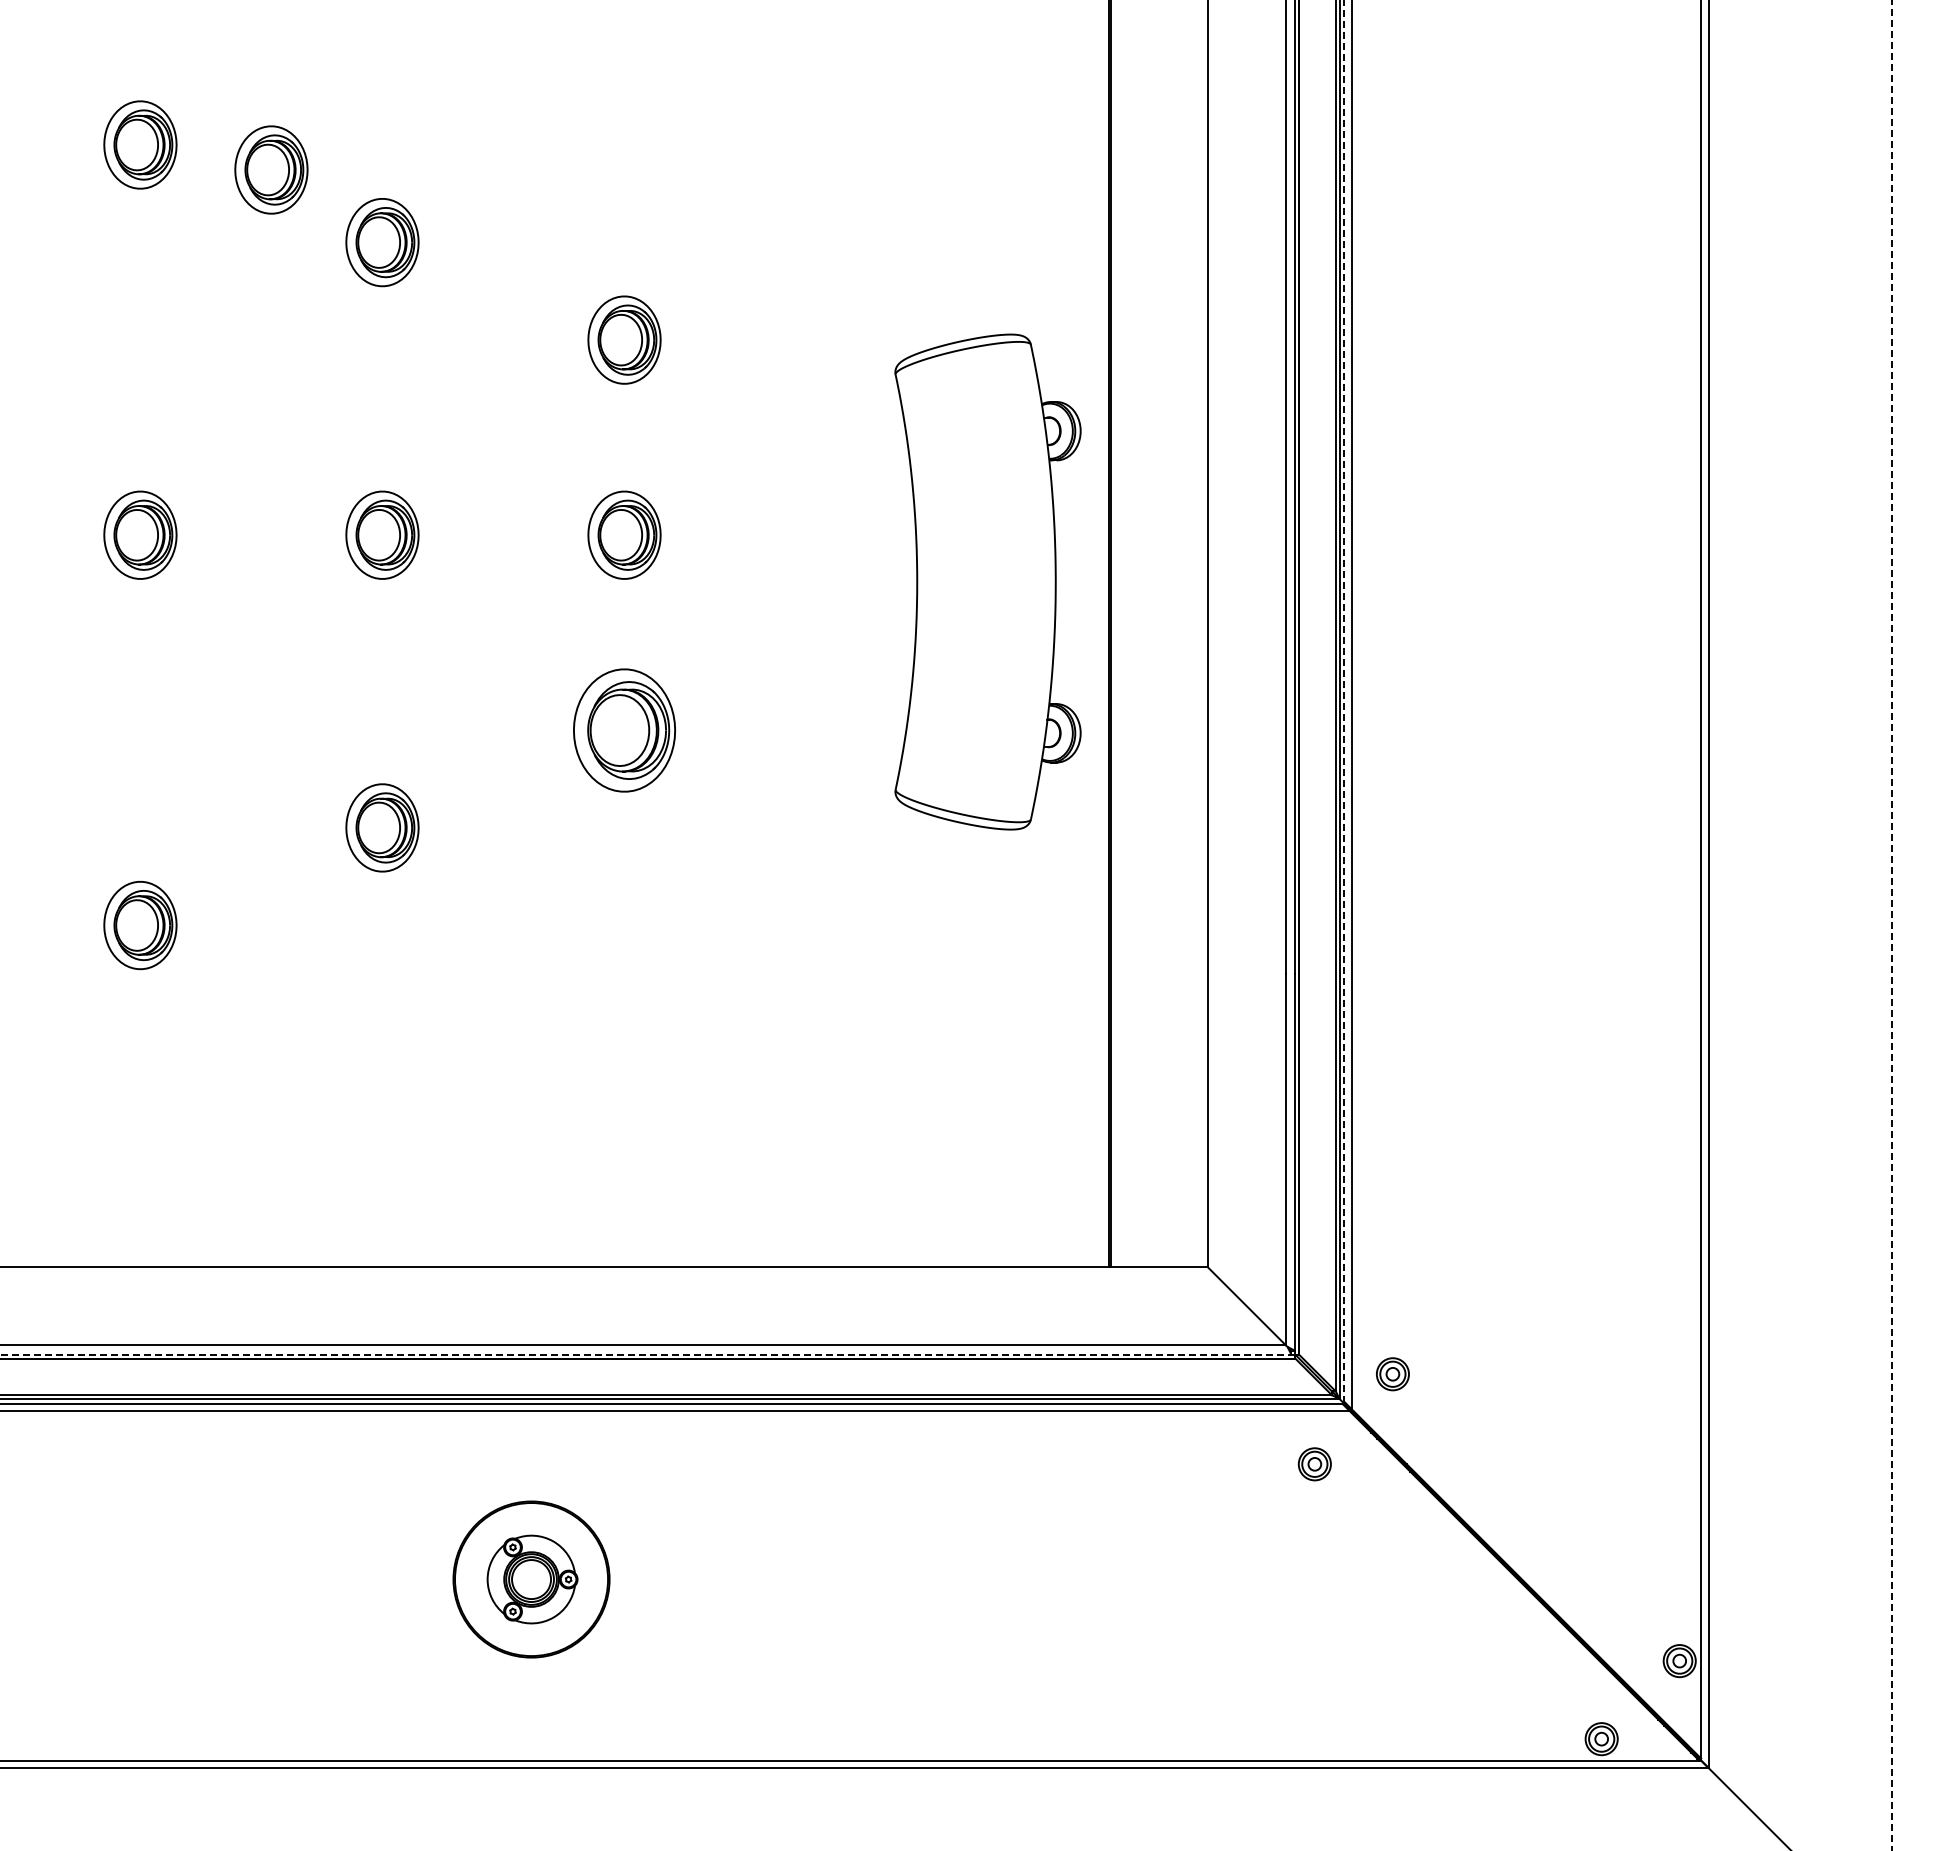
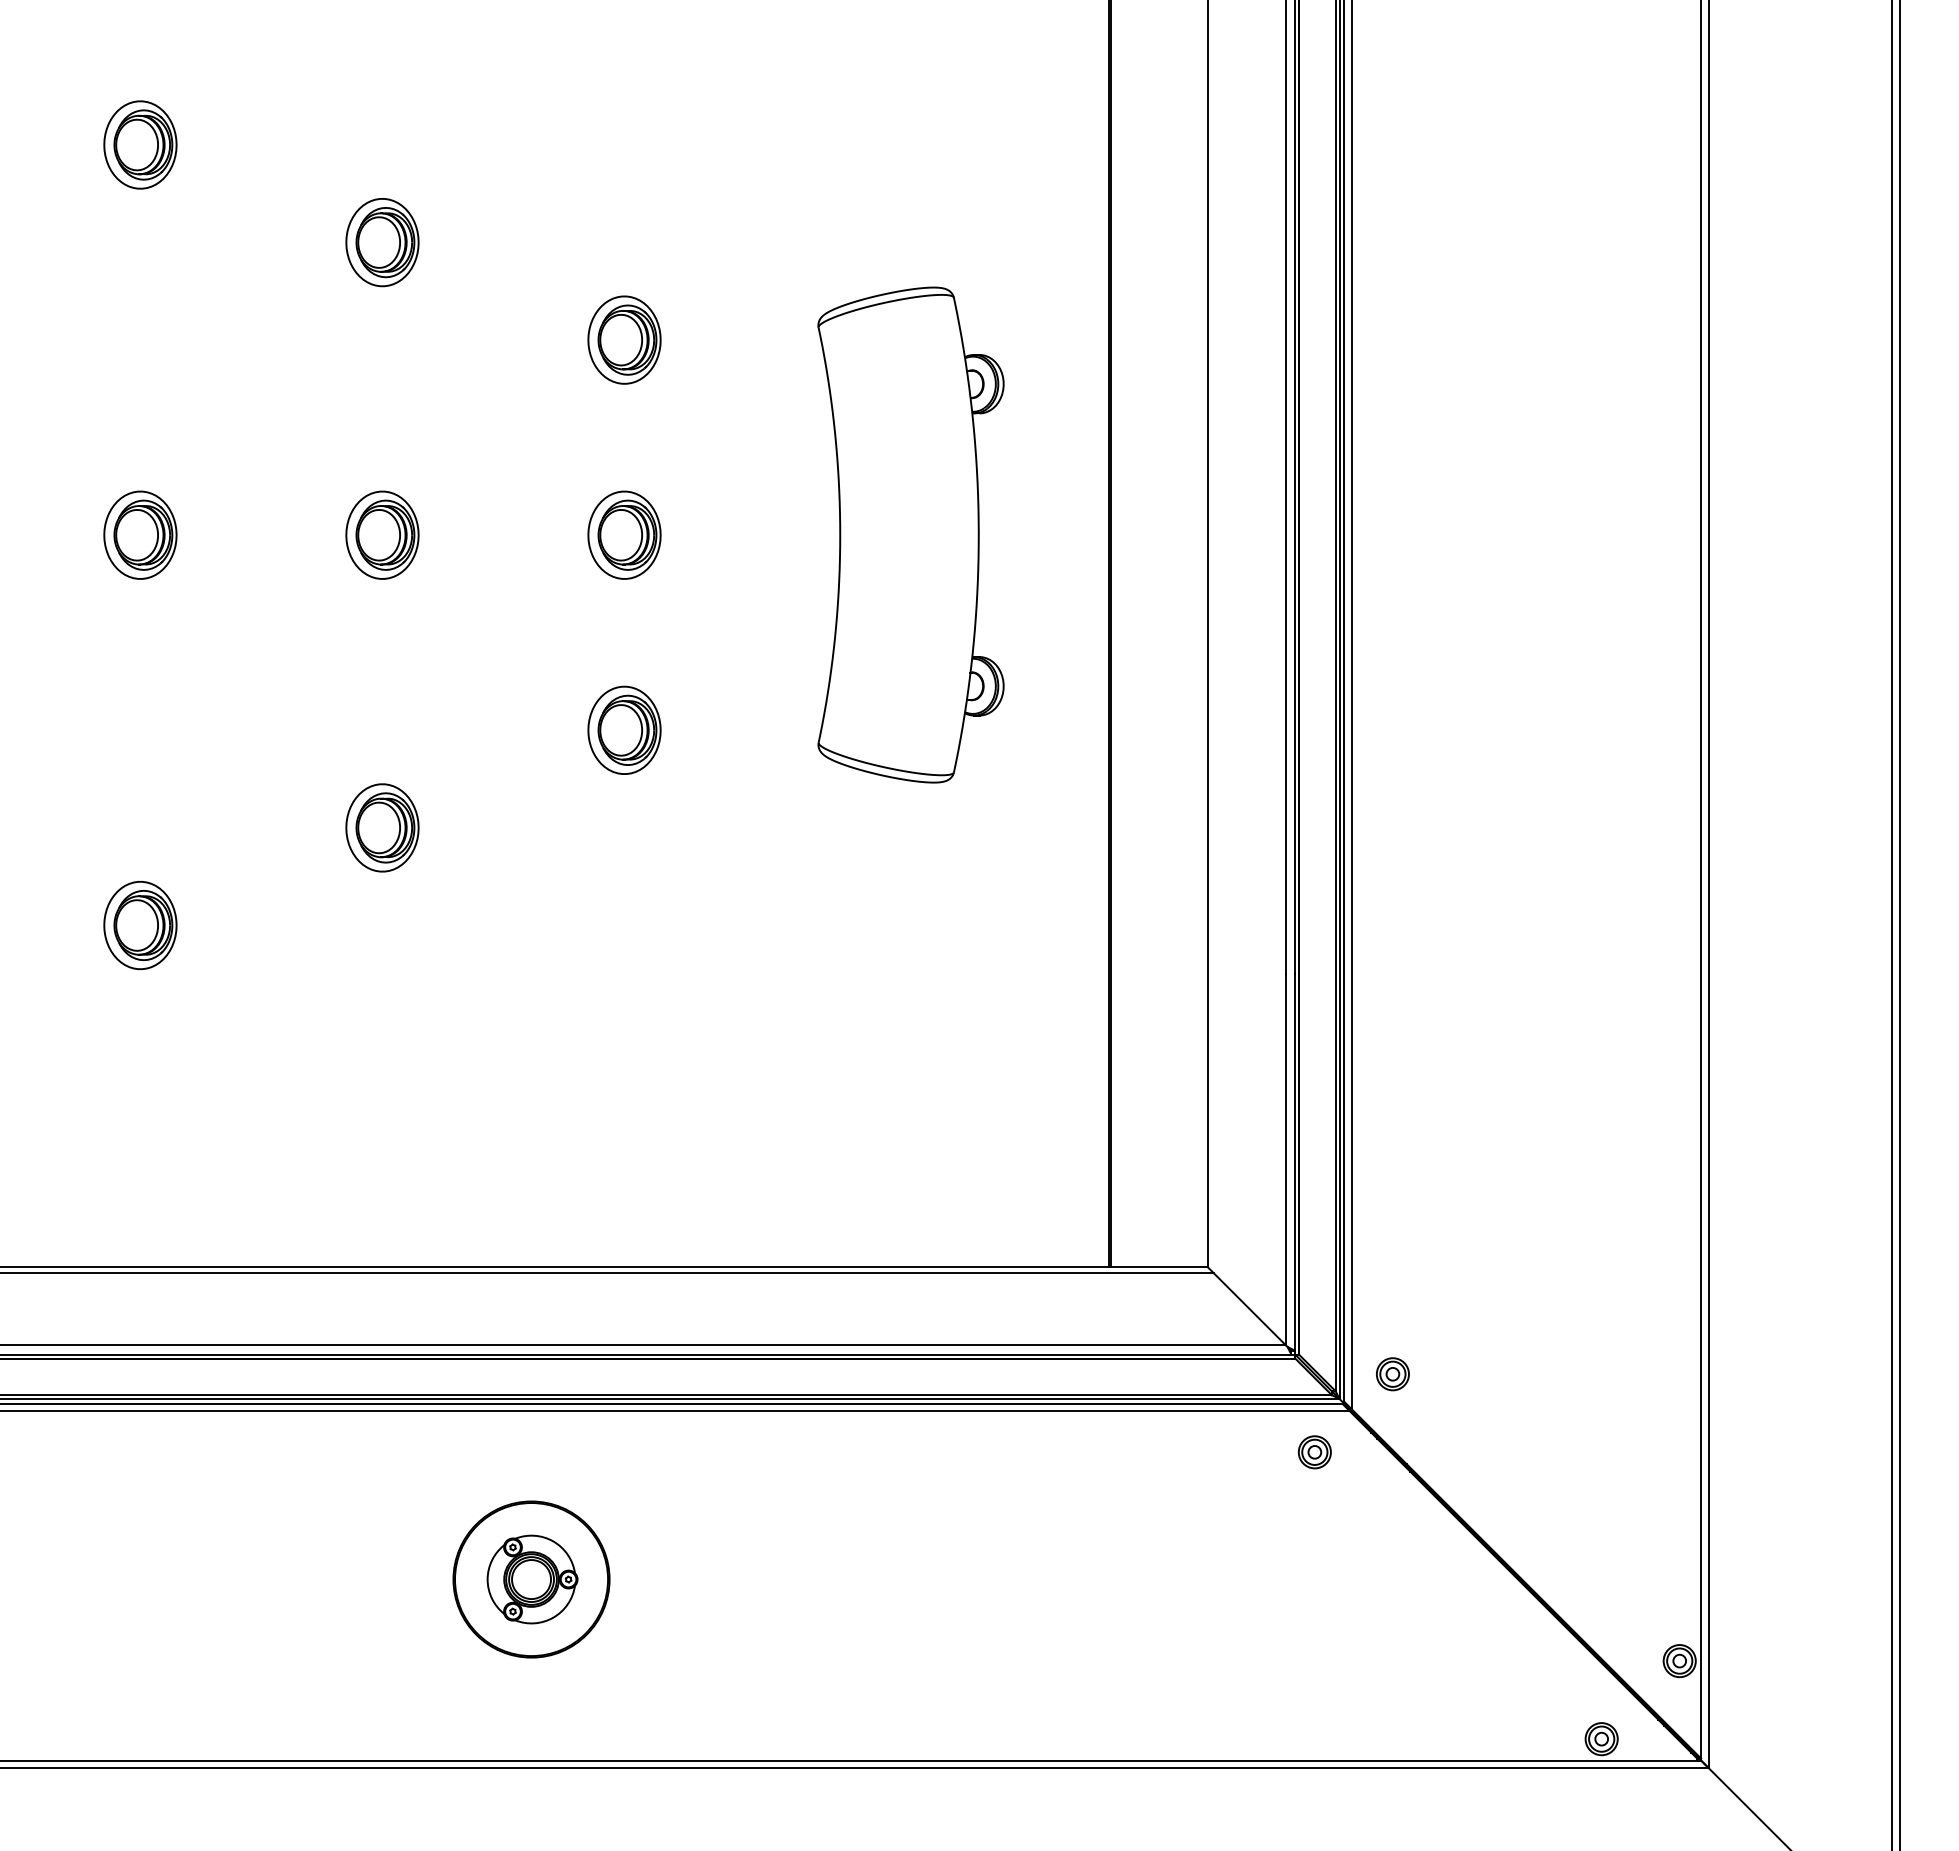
part: present -> none (271, 169)
part position: (987, 581) -> (910, 534) (910, 534)
line: dashed -> solid (1344, 700)
part size: 104x125 px -> 75x90 px (624, 729)
line: none -> present (1900, 924)
line: dashed -> solid (1892, 925)
line: none -> present (607, 1273)
line: dashed -> solid (646, 1354)
part position: (1314, 1464) -> (1314, 1452) (1314, 1452)
